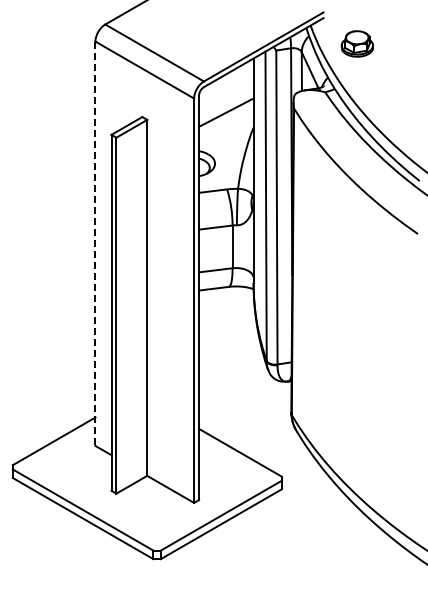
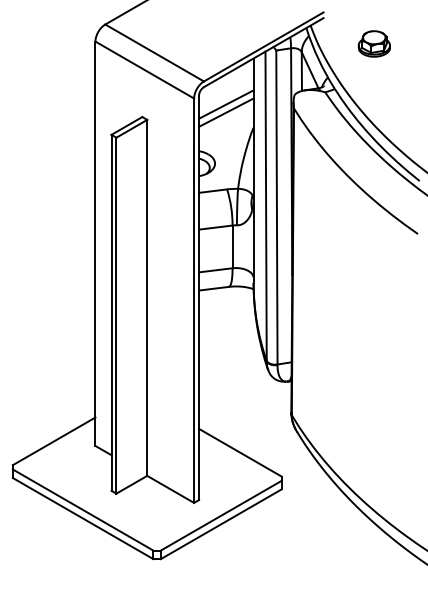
part position: (356, 43) -> (373, 43) (373, 43)
line: none -> present (226, 104)
line: dashed -> solid (95, 244)
